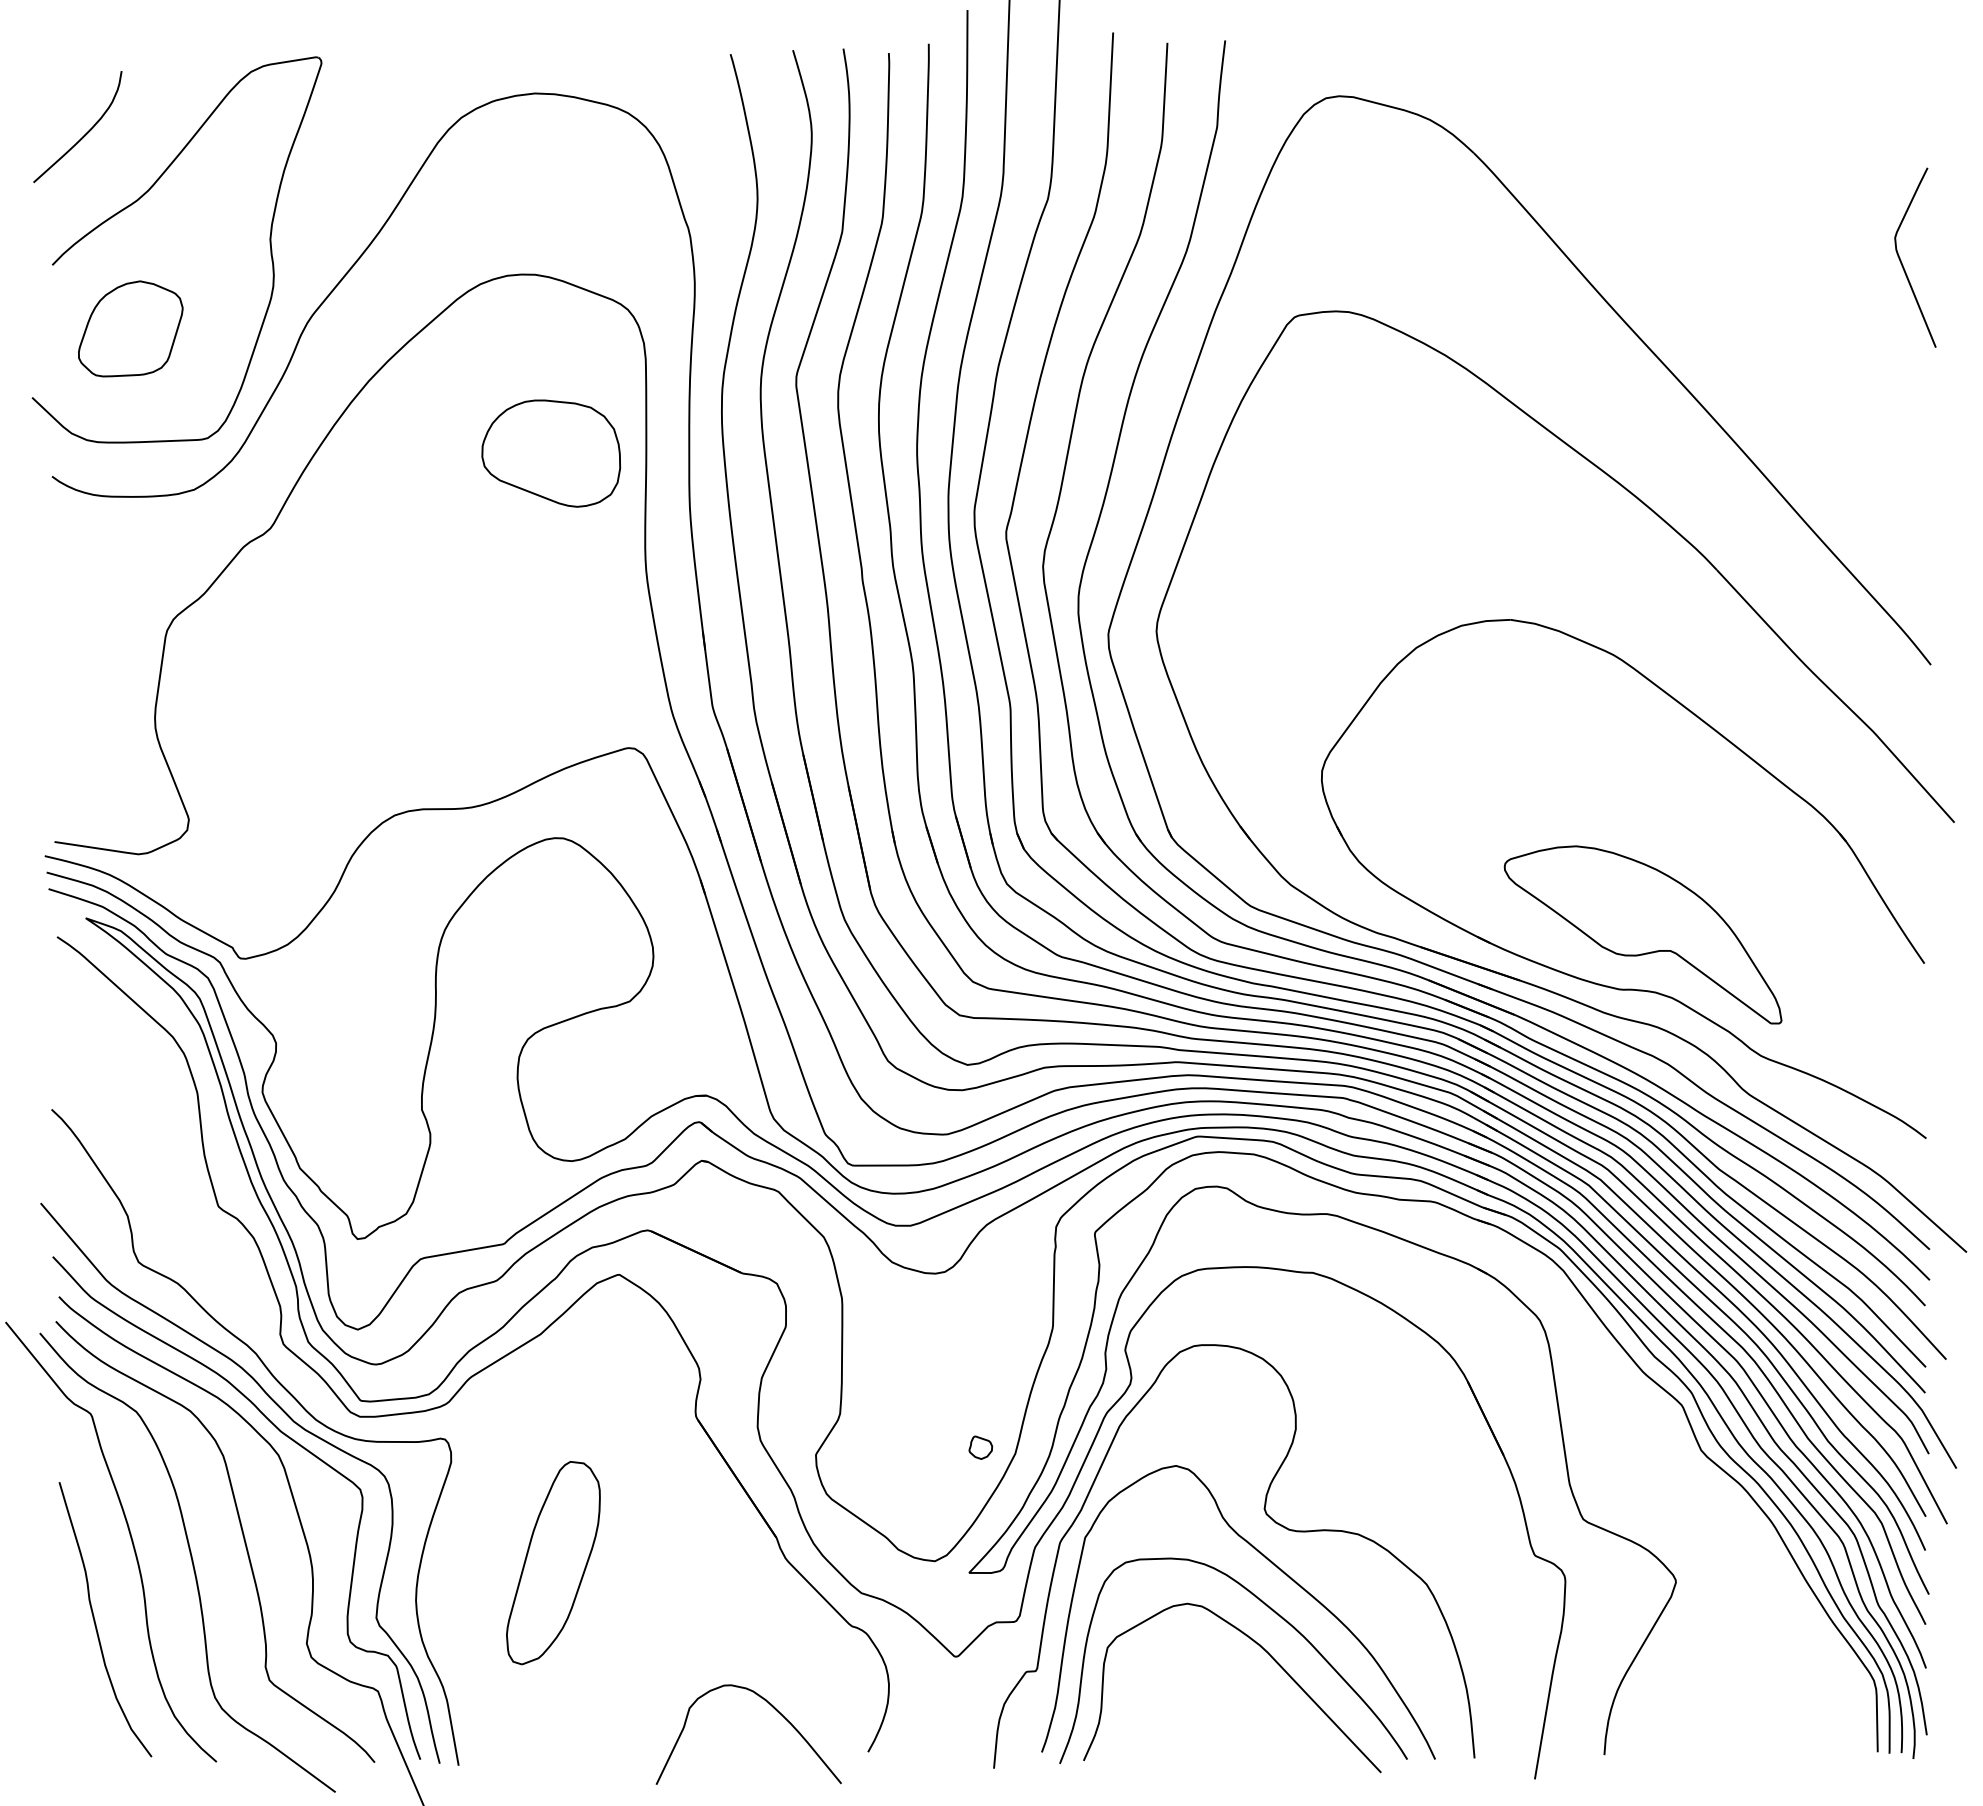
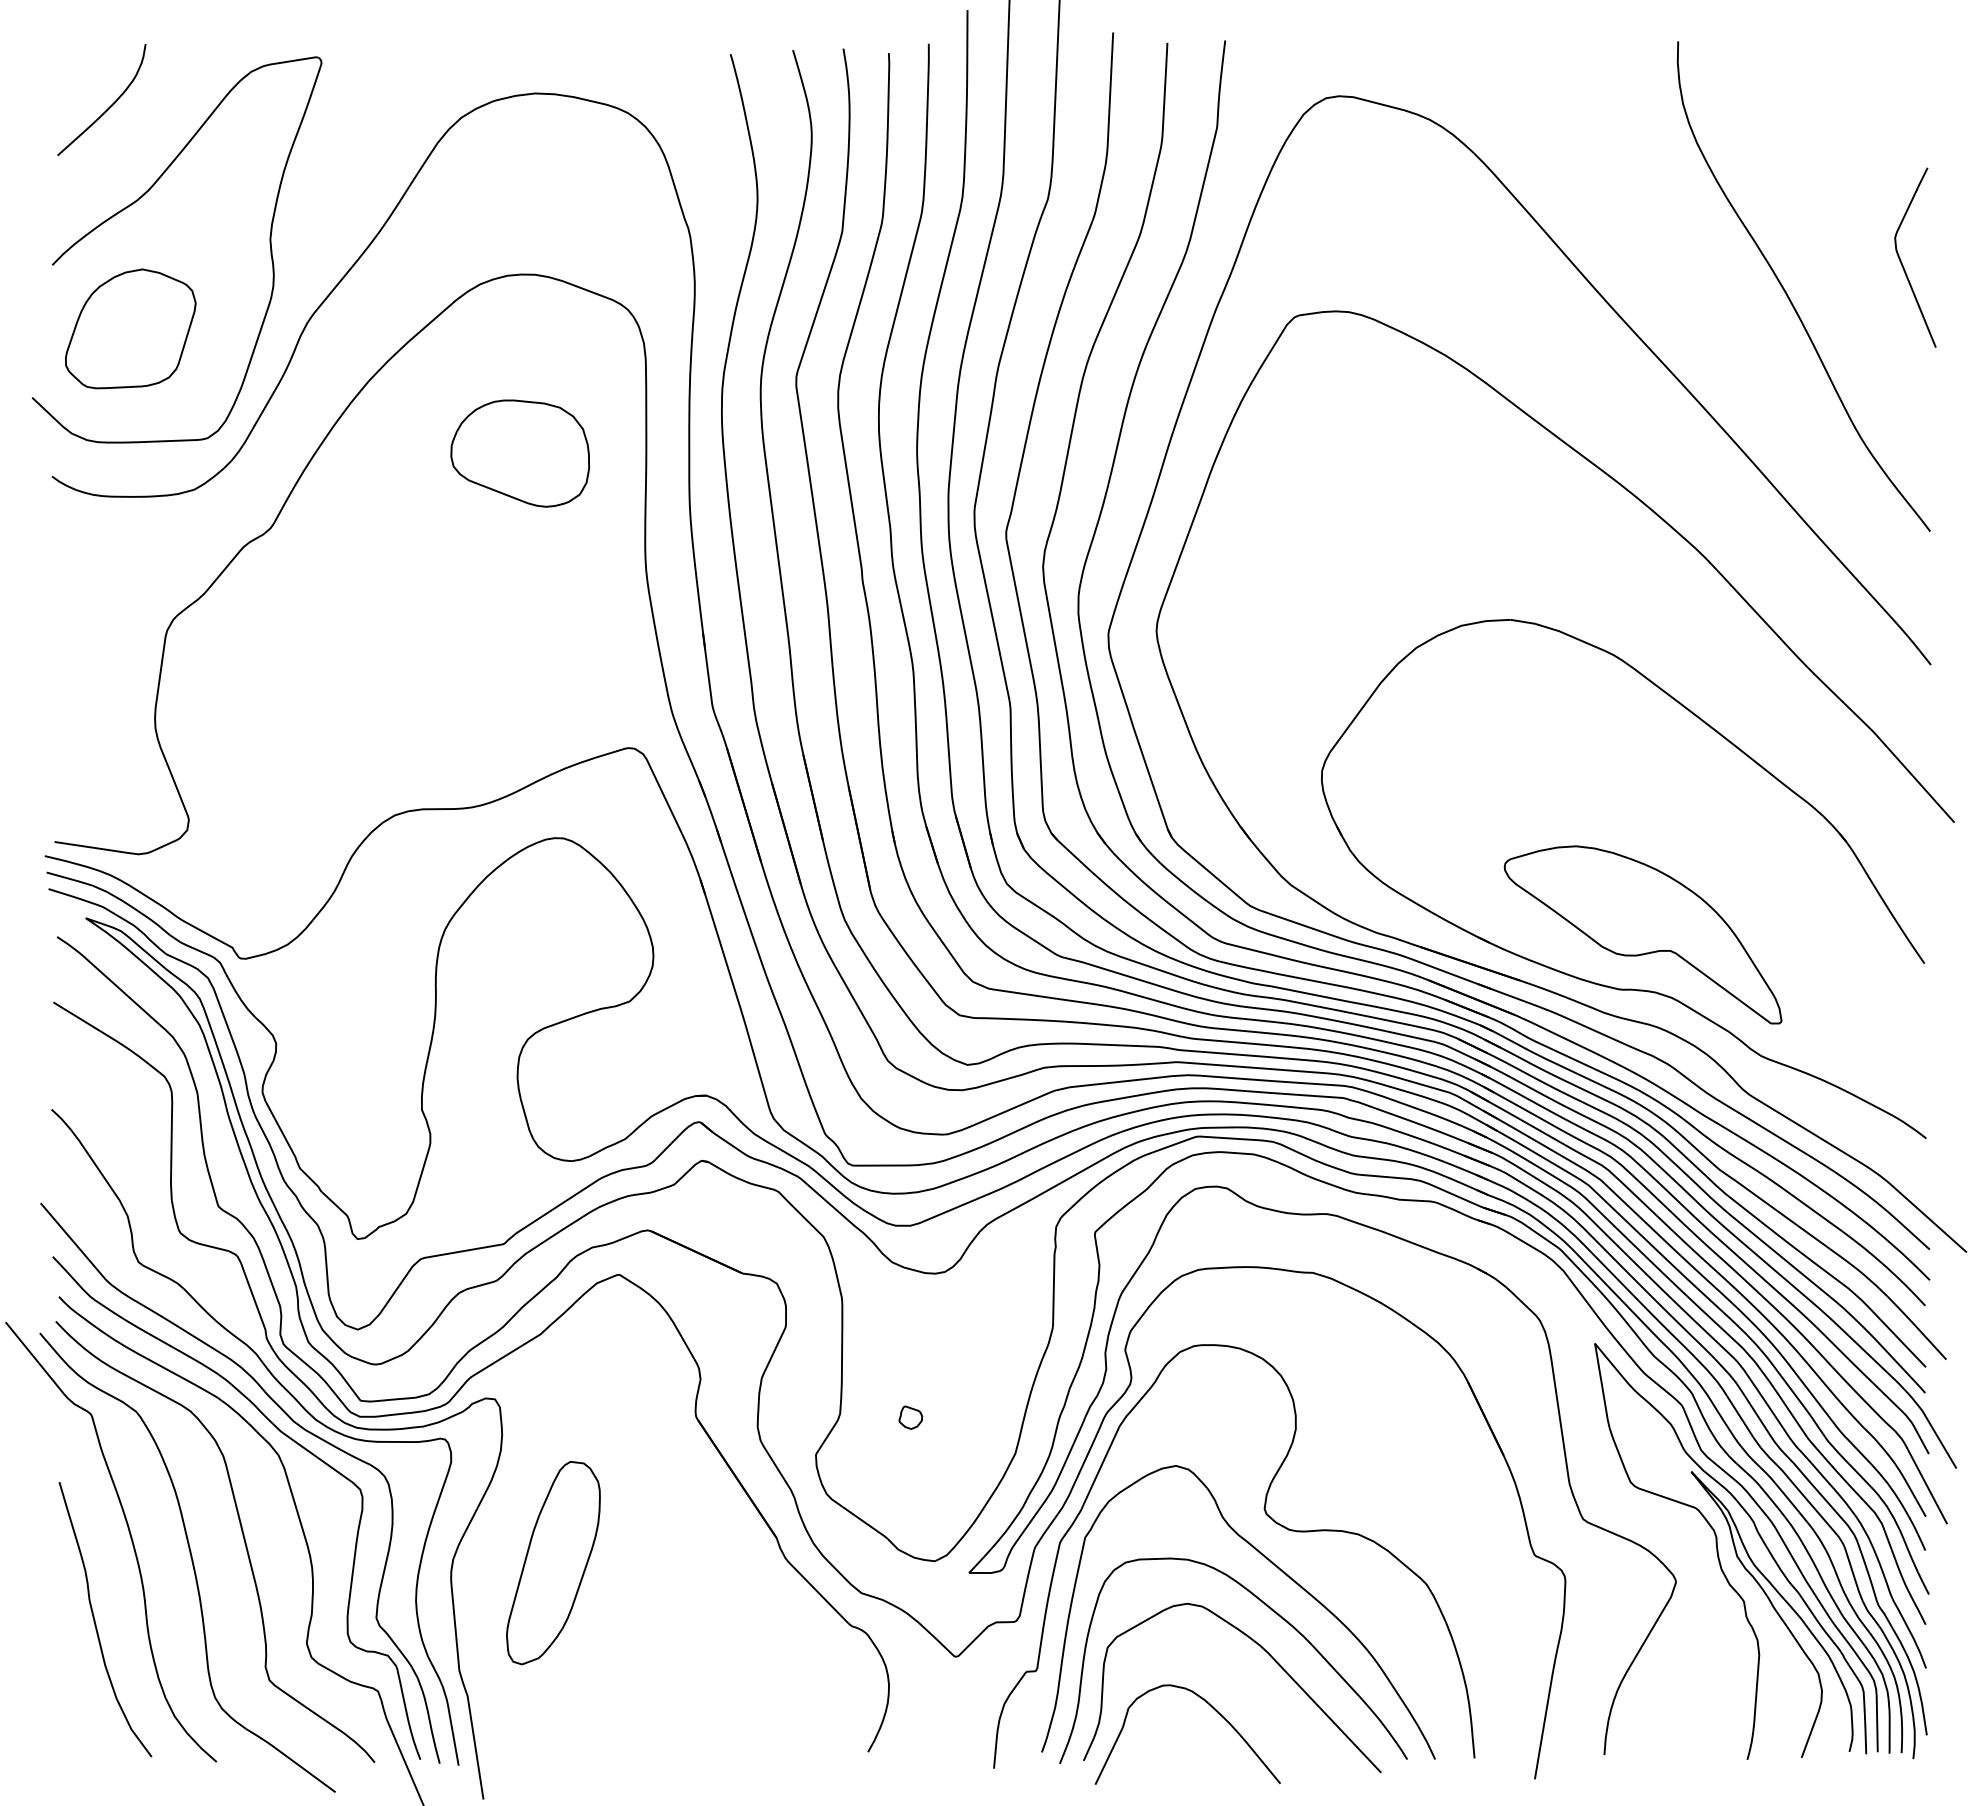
curve position: (84, 134) -> (108, 107) (108, 107)
curve: none -> present (1787, 293)
part size: 106x98 px -> 132x122 px (130, 328)
part position: (551, 453) -> (520, 453) (520, 453)
curve: none -> present (295, 1377)
part position: (980, 1447) -> (910, 1417) (910, 1417)
part: none -> present (1730, 1551)
curve position: (773, 1708) -> (1212, 1708) (1212, 1708)
